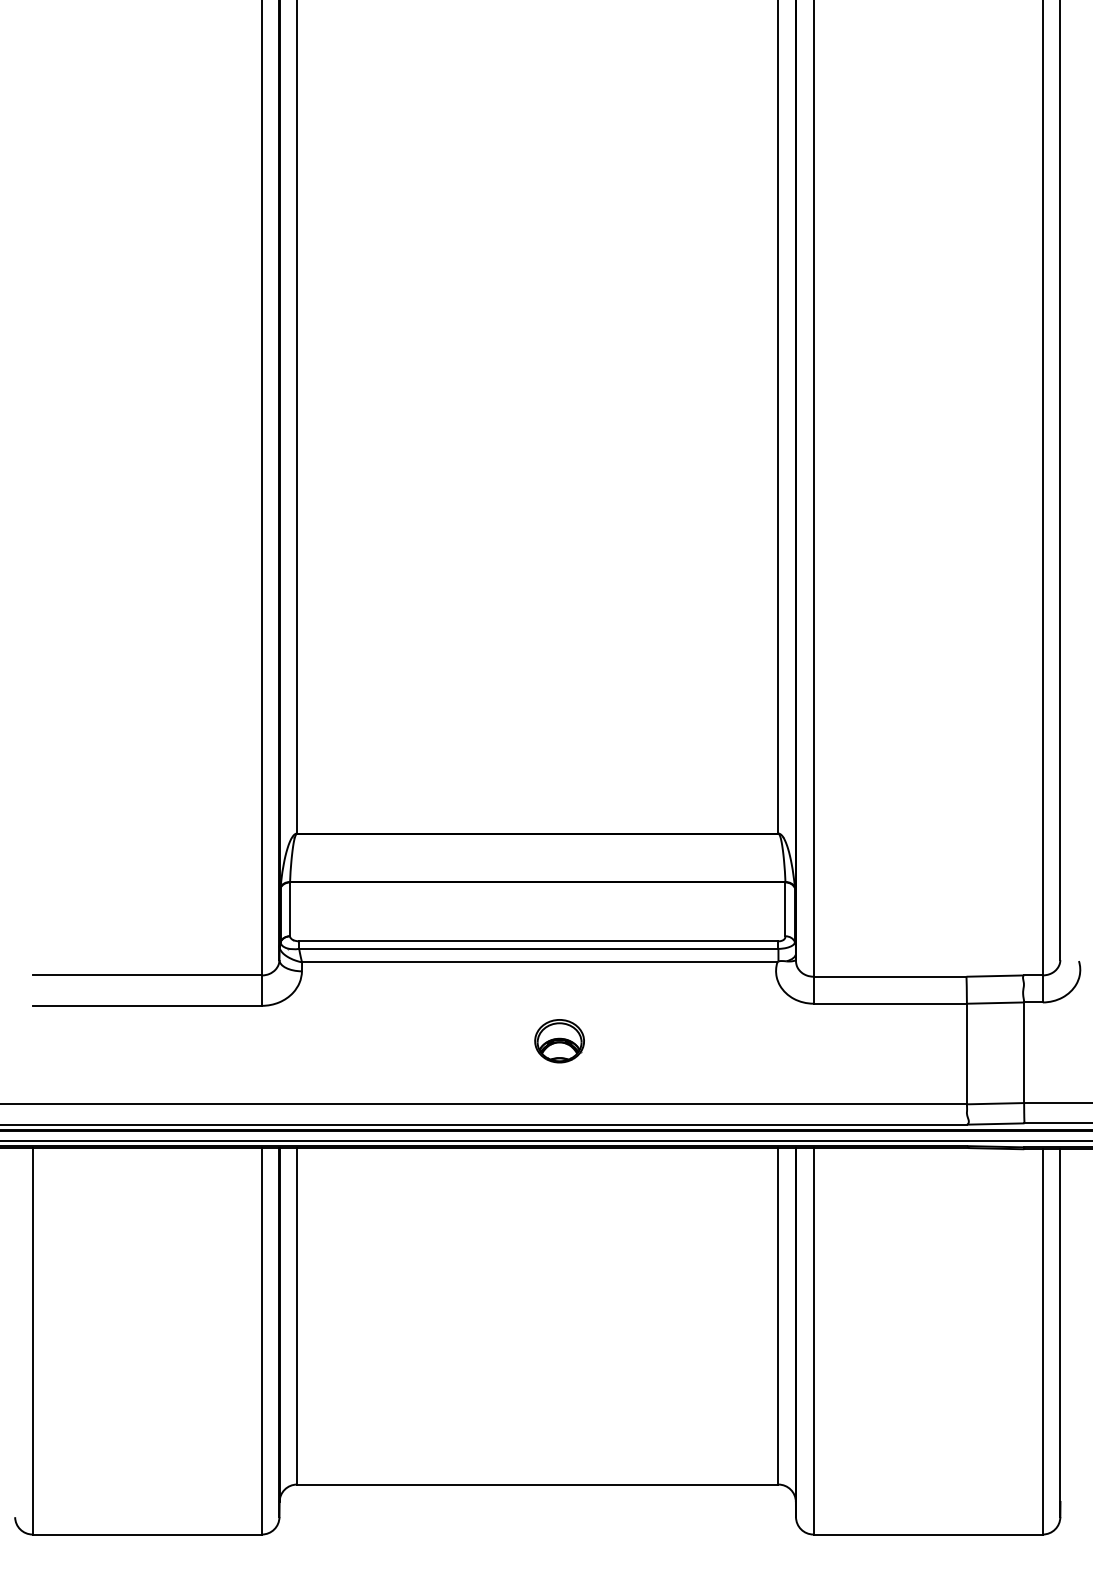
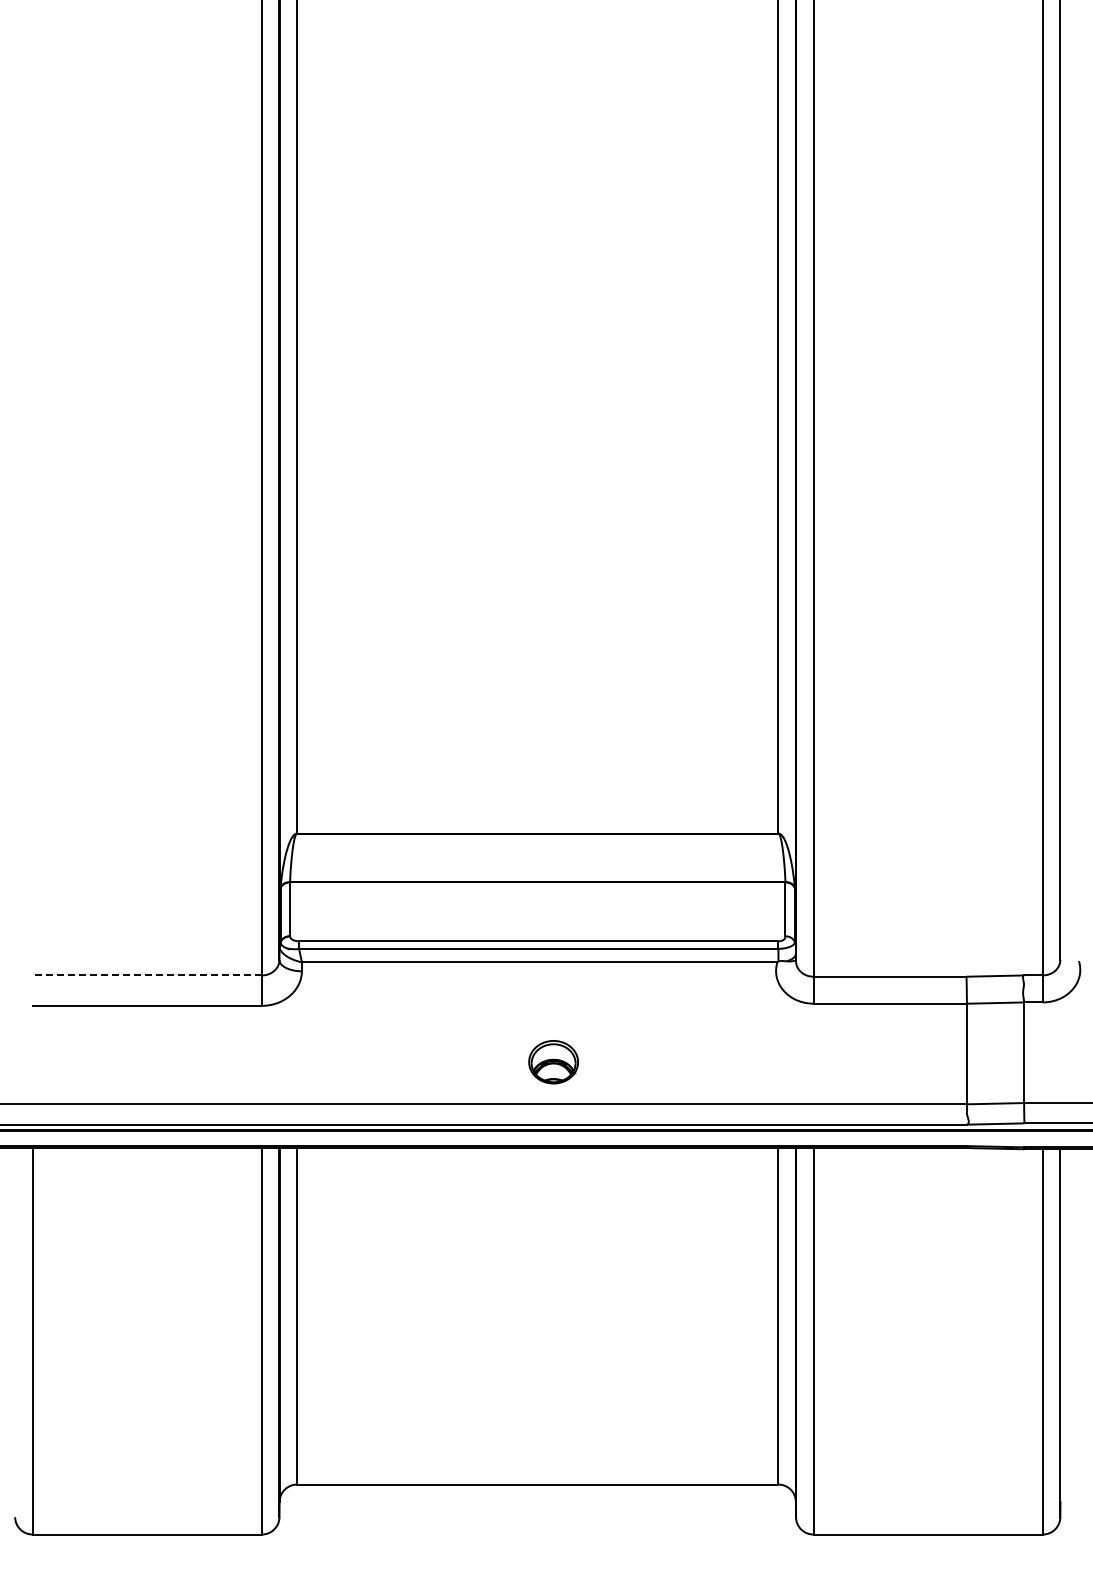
line: solid -> dashed (147, 975)
part position: (559, 1041) -> (553, 1062) (553, 1062)
line: present -> none (545, 1141)
